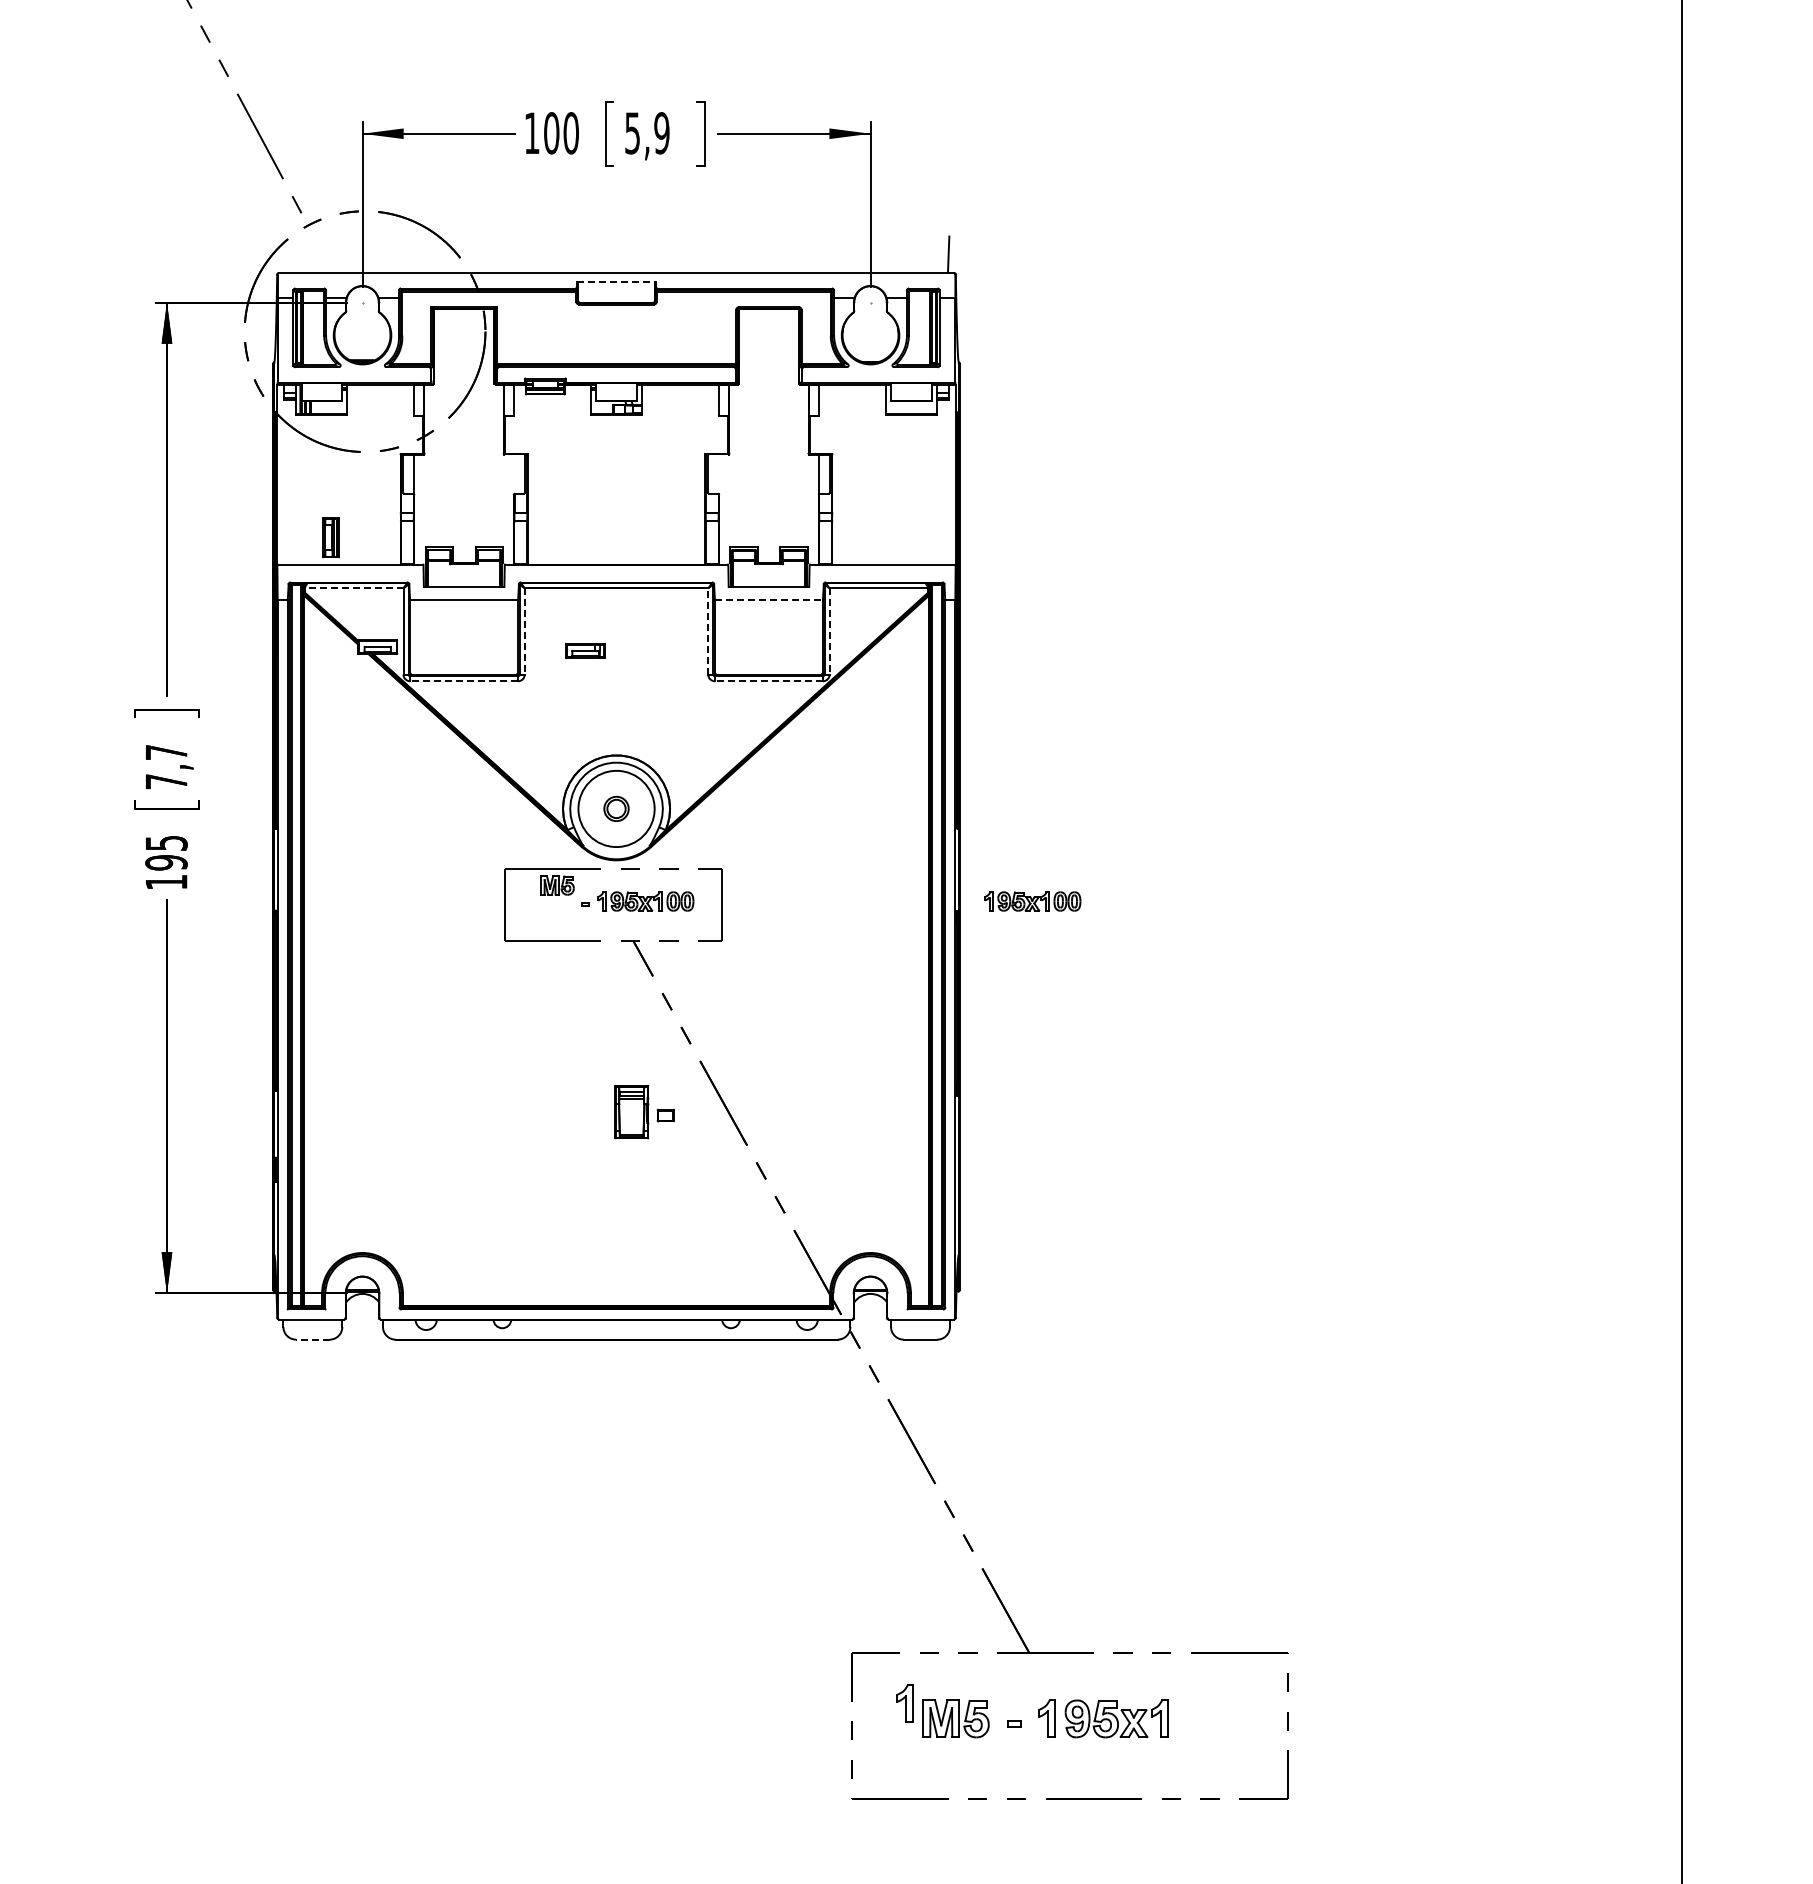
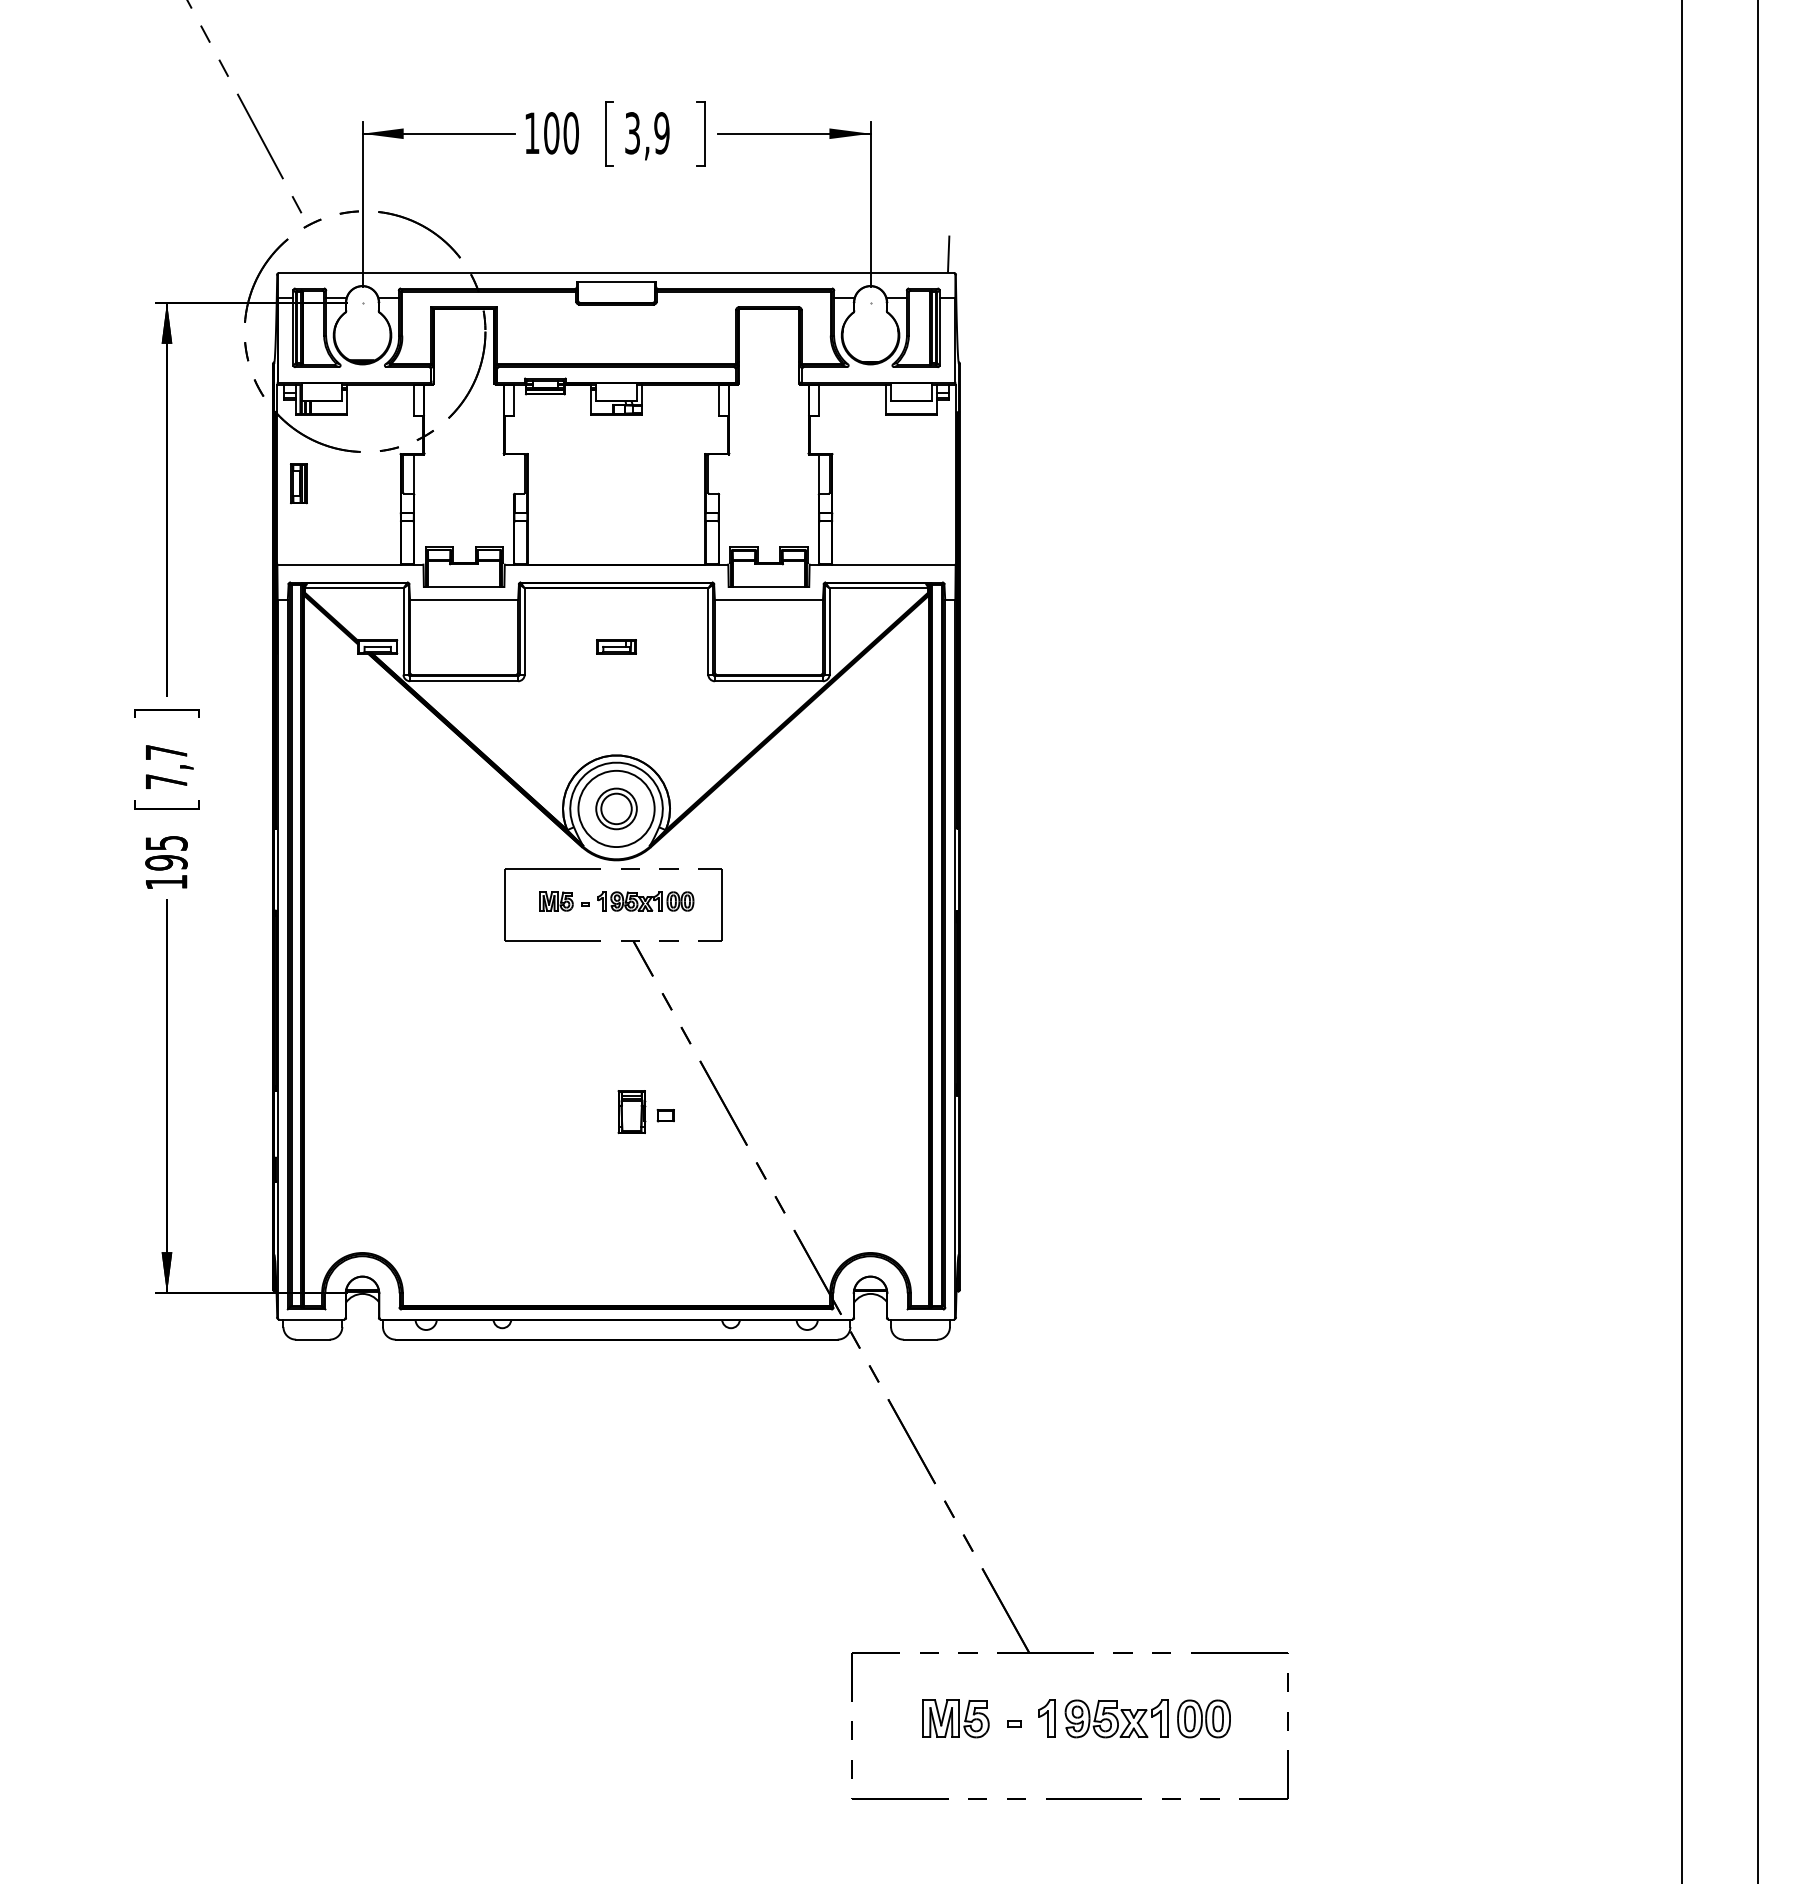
text: 5,9 -> 3,9 (632, 132)
line: dashed -> solid (617, 282)
part position: (330, 537) -> (298, 483) (298, 483)
line: dashed -> solid (353, 588)
line: dashed -> solid (769, 599)
line: dashed -> solid (708, 630)
line: dashed -> solid (524, 631)
line: dashed -> solid (829, 631)
part position: (585, 650) -> (616, 646) (616, 646)
line: dashed -> solid (463, 681)
line: dashed -> solid (768, 681)
part size: 27x27 px -> 43x44 px (616, 808)
part position: (557, 885) -> (556, 901) (556, 901)
part: present -> none (1032, 901)
line: none -> present (1758, 941)
part size: 36x56 px -> 30x44 px (631, 1111)
line: dashed -> solid (312, 1339)
part: present -> none (904, 1703)
part: none -> present (1203, 1718)
